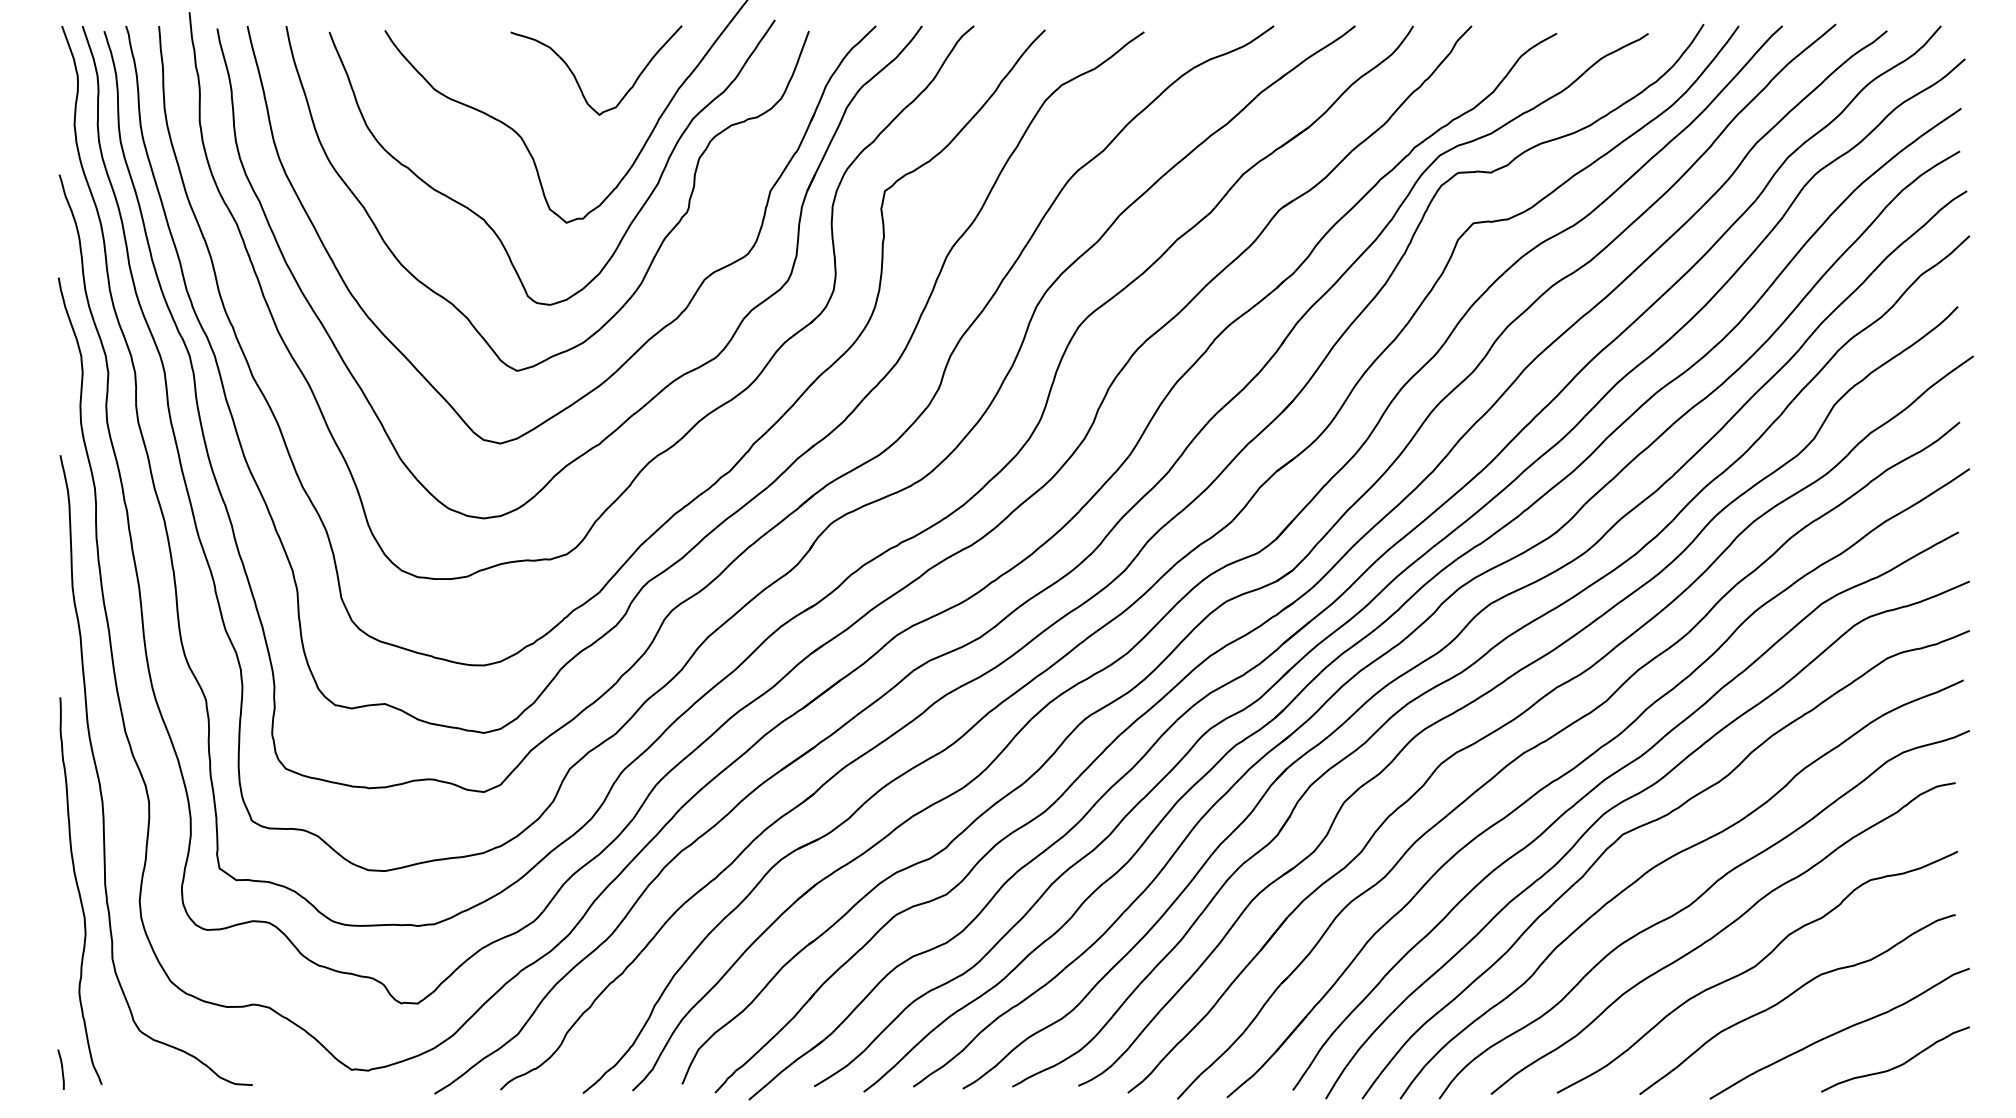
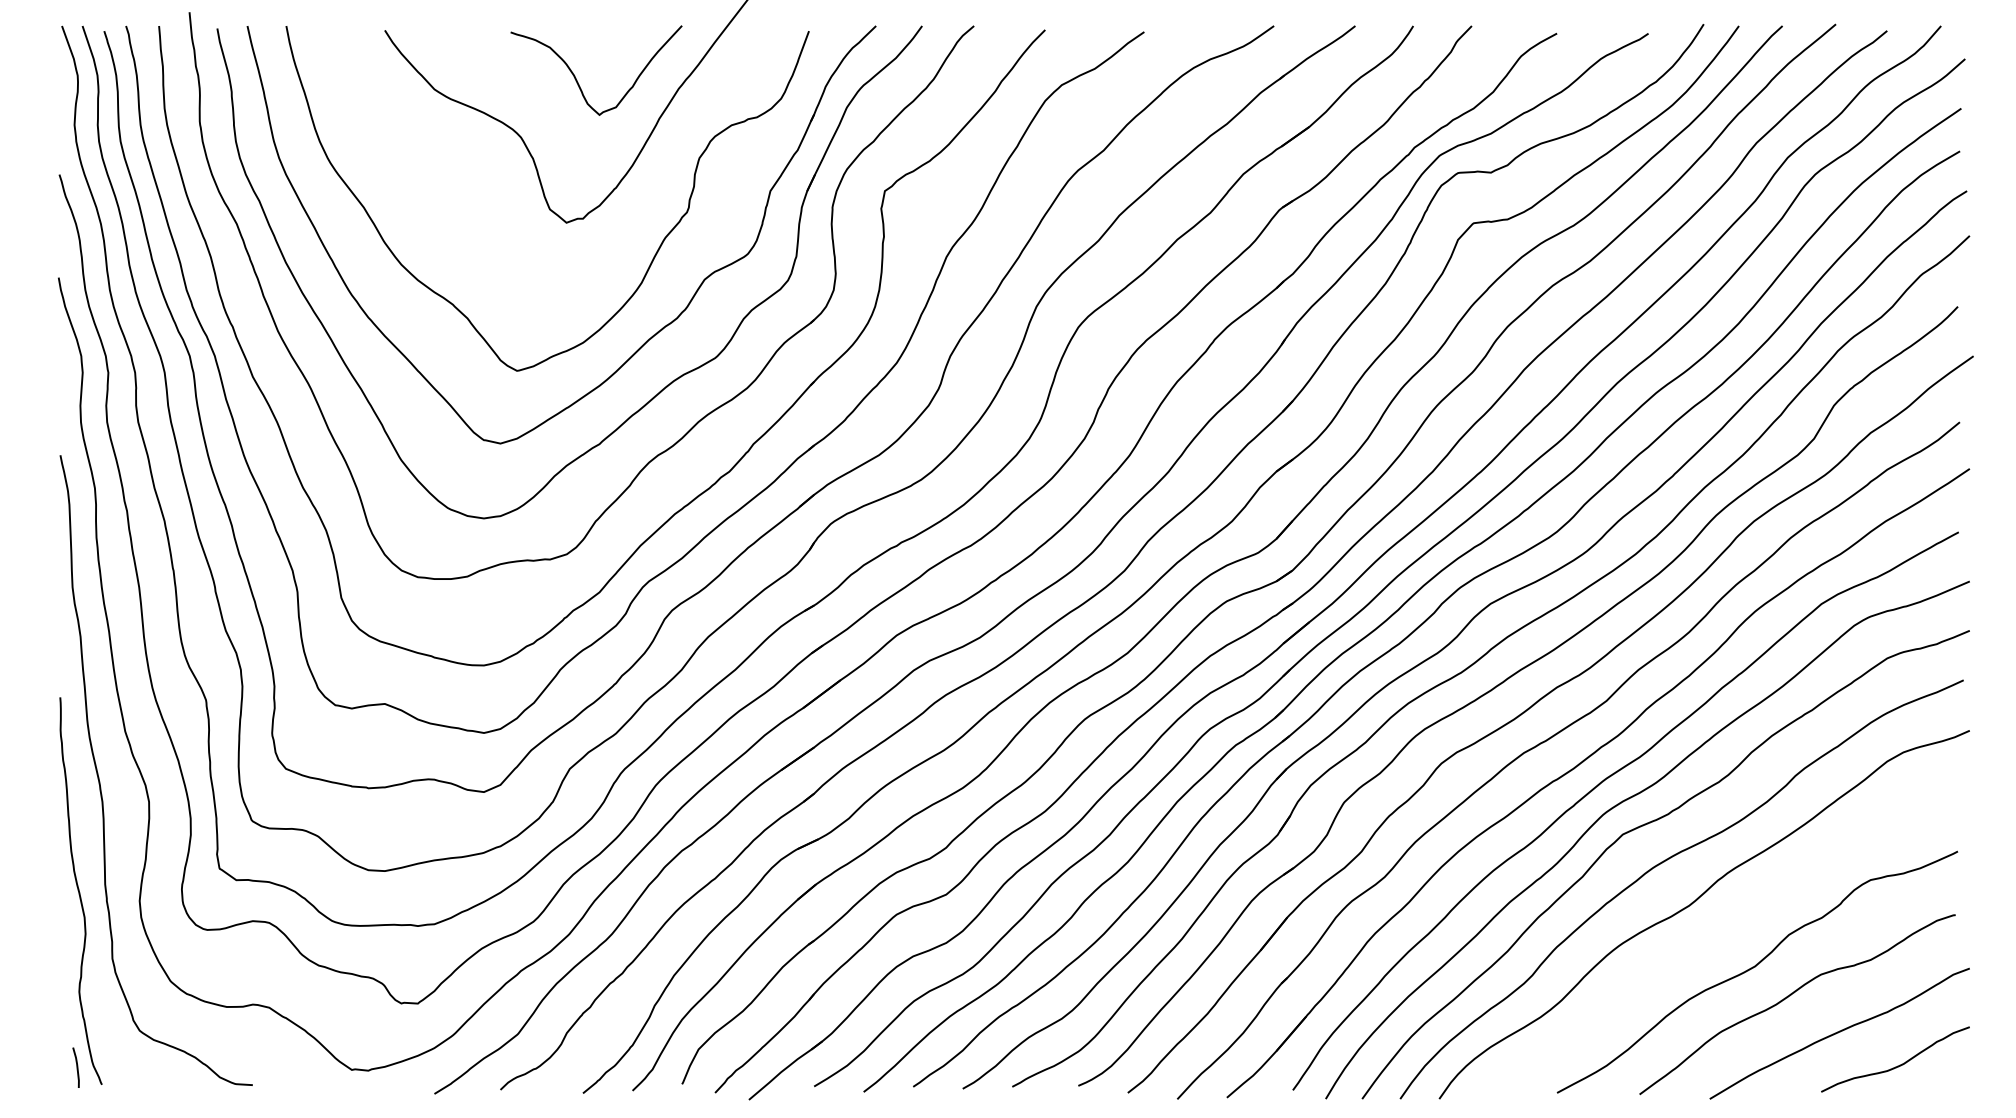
curve: present -> none (488, 223)
curve: present -> none (1718, 934)
line position: (61, 1069) -> (76, 1067) (76, 1067)
